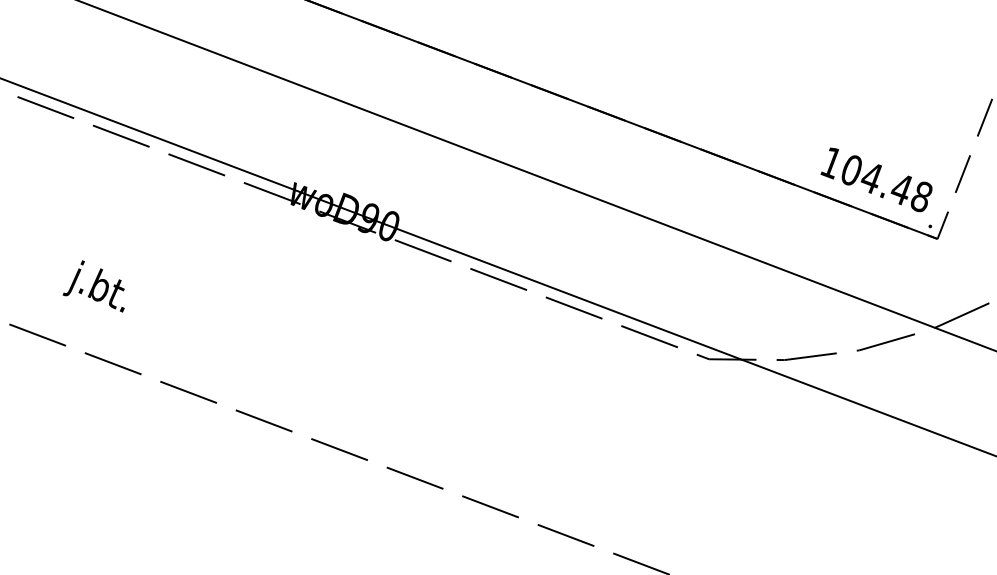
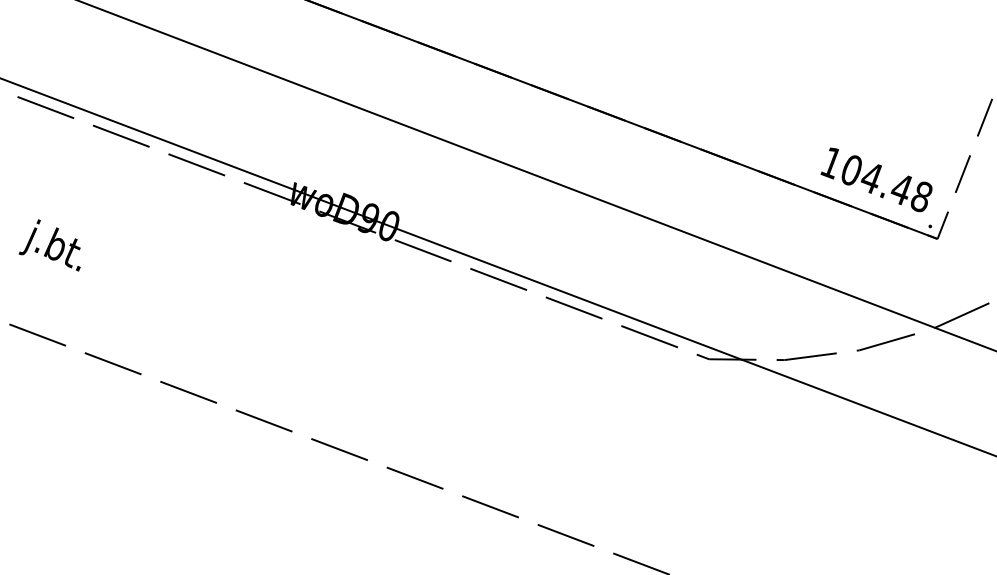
text position: (93, 286) -> (49, 245) (49, 245)
